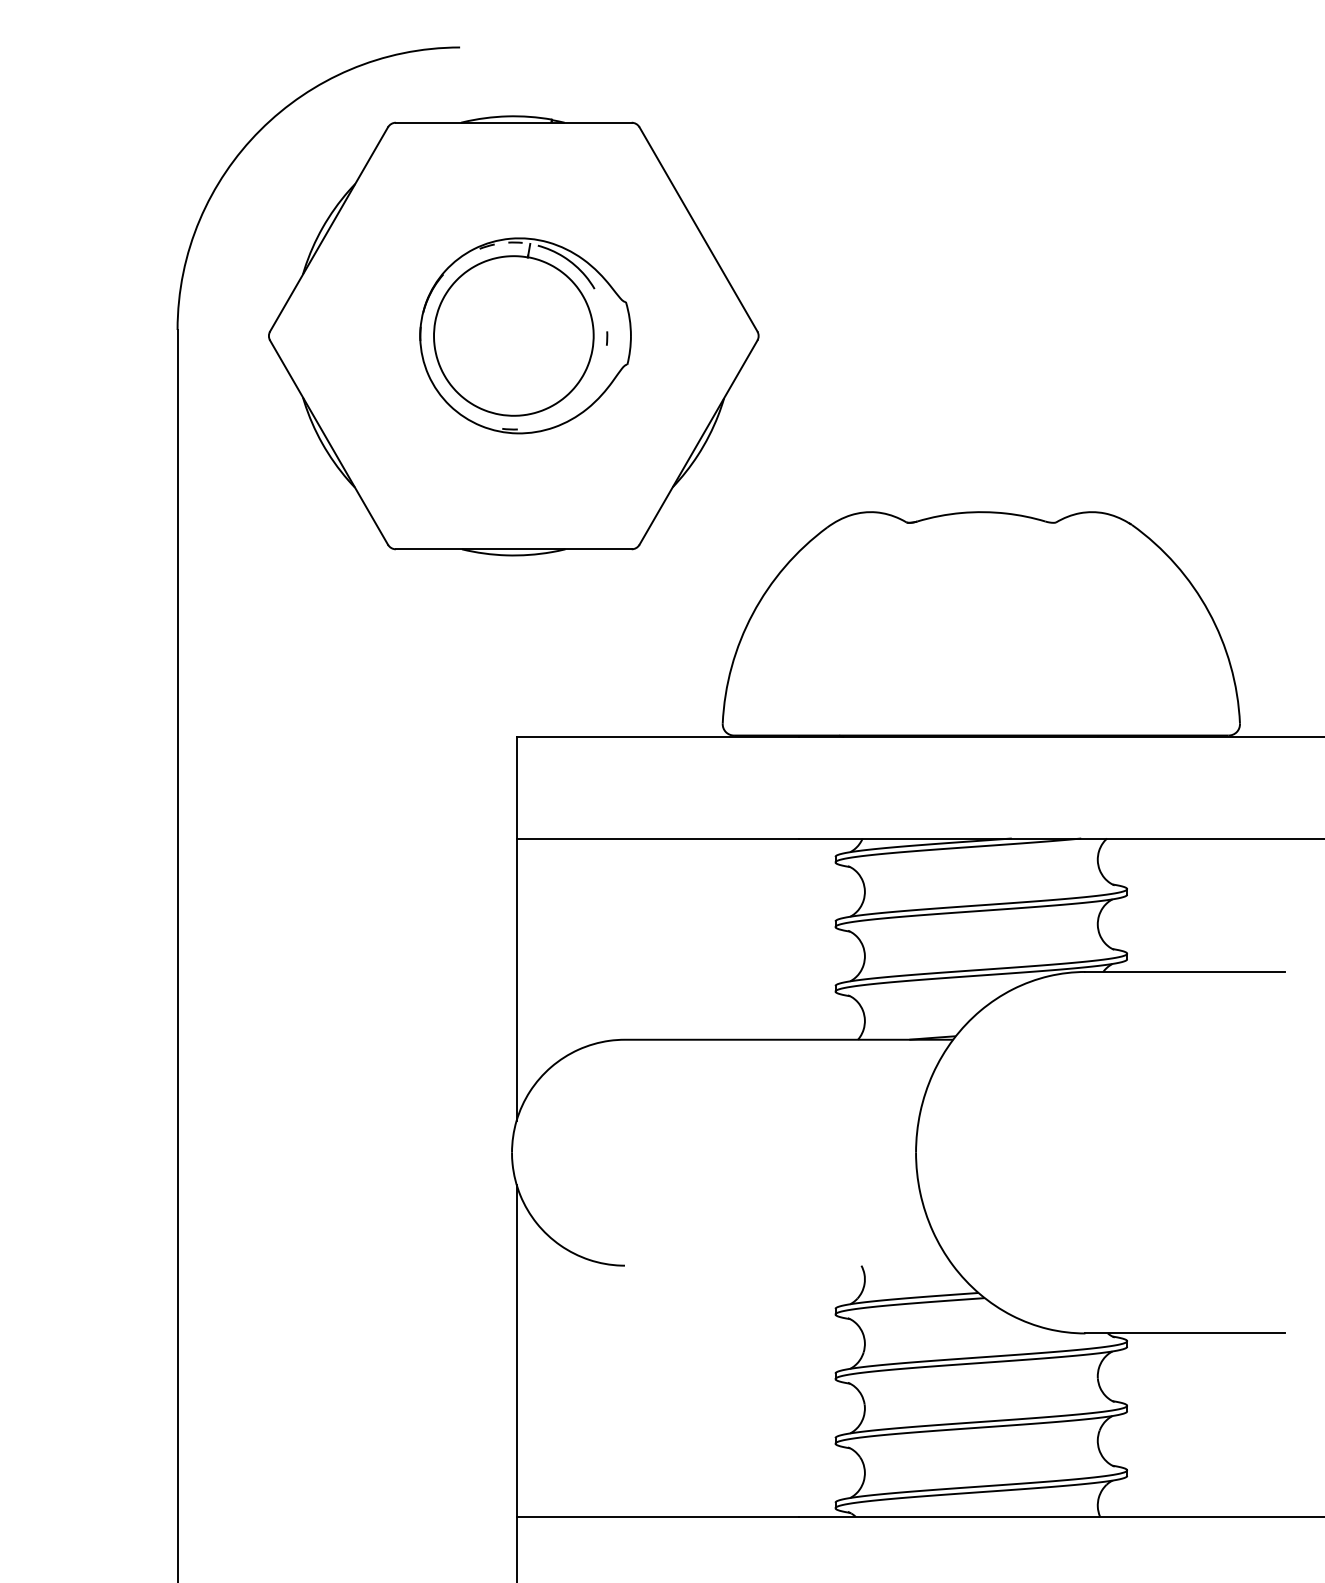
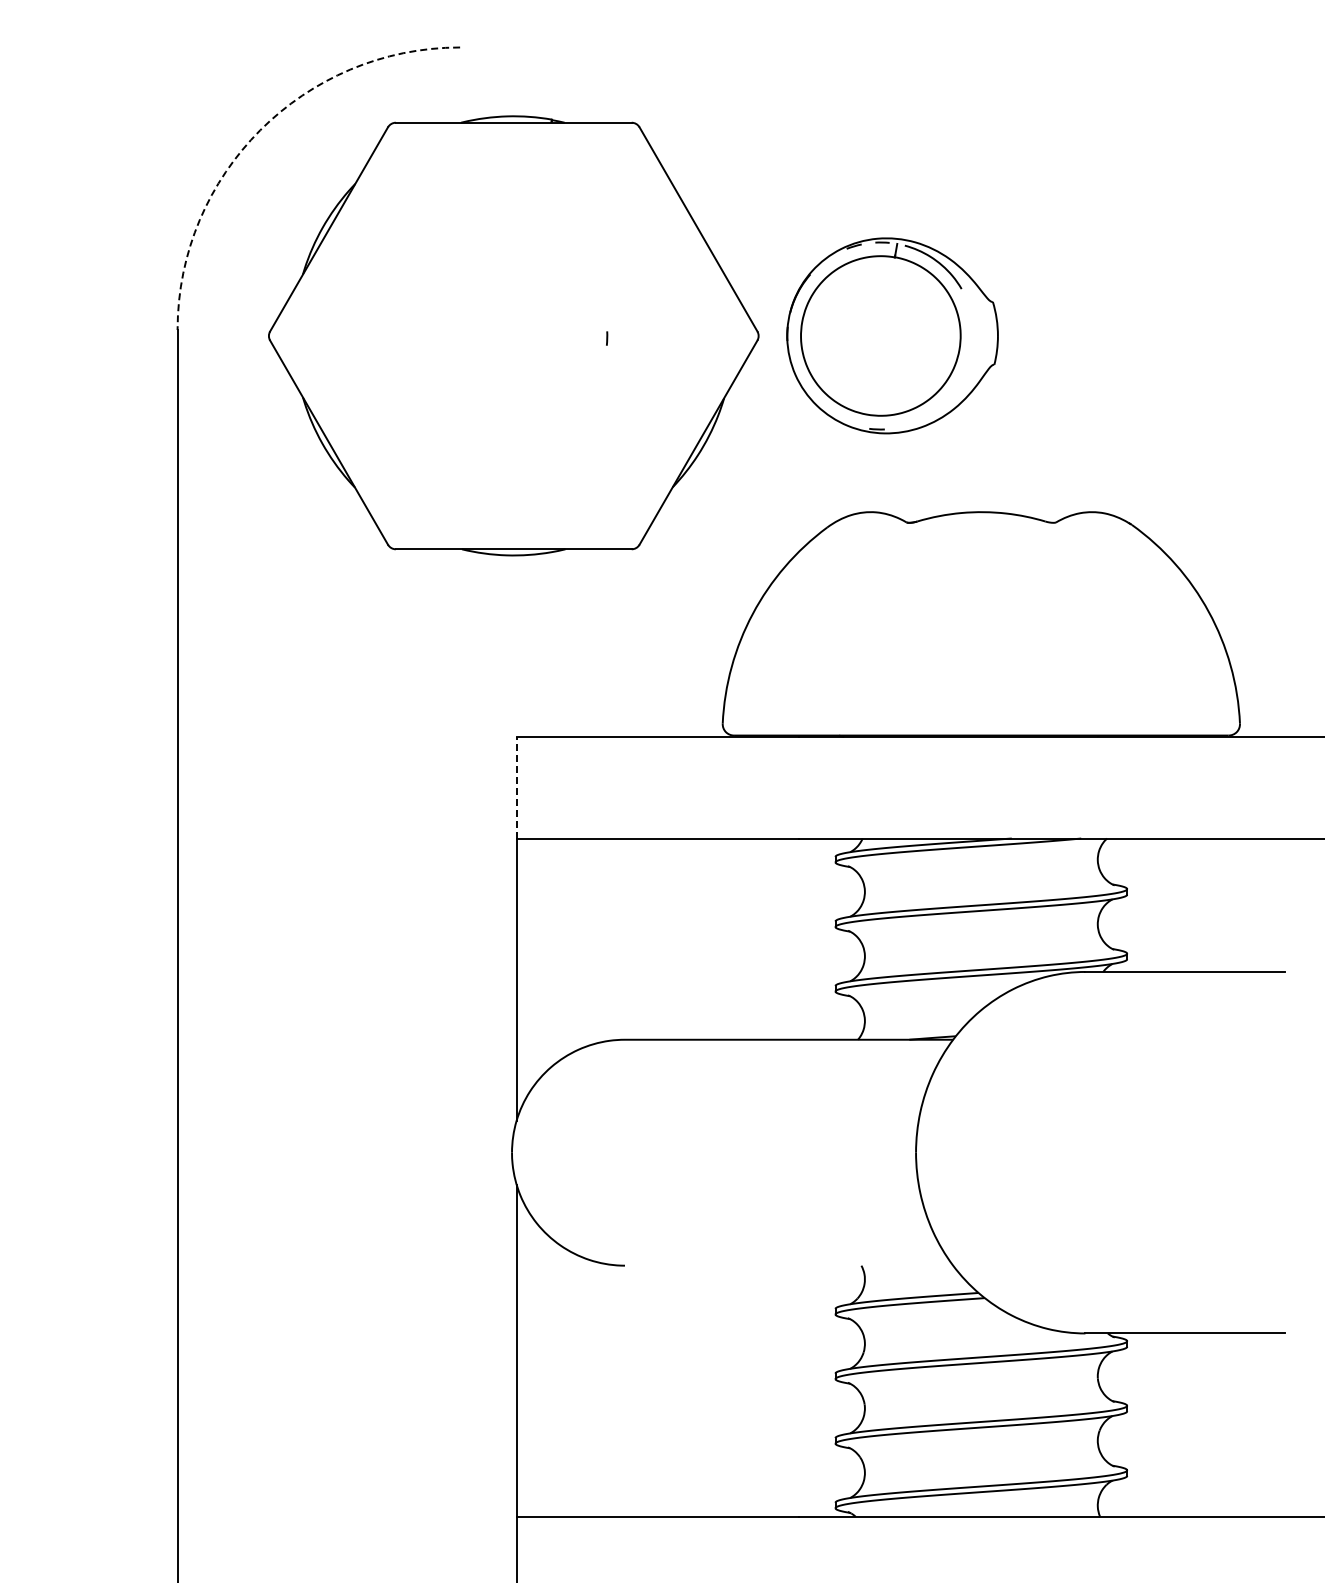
arc: solid -> dashed (260, 130)
part position: (525, 335) -> (892, 335) (892, 335)
line: solid -> dashed (516, 787)
